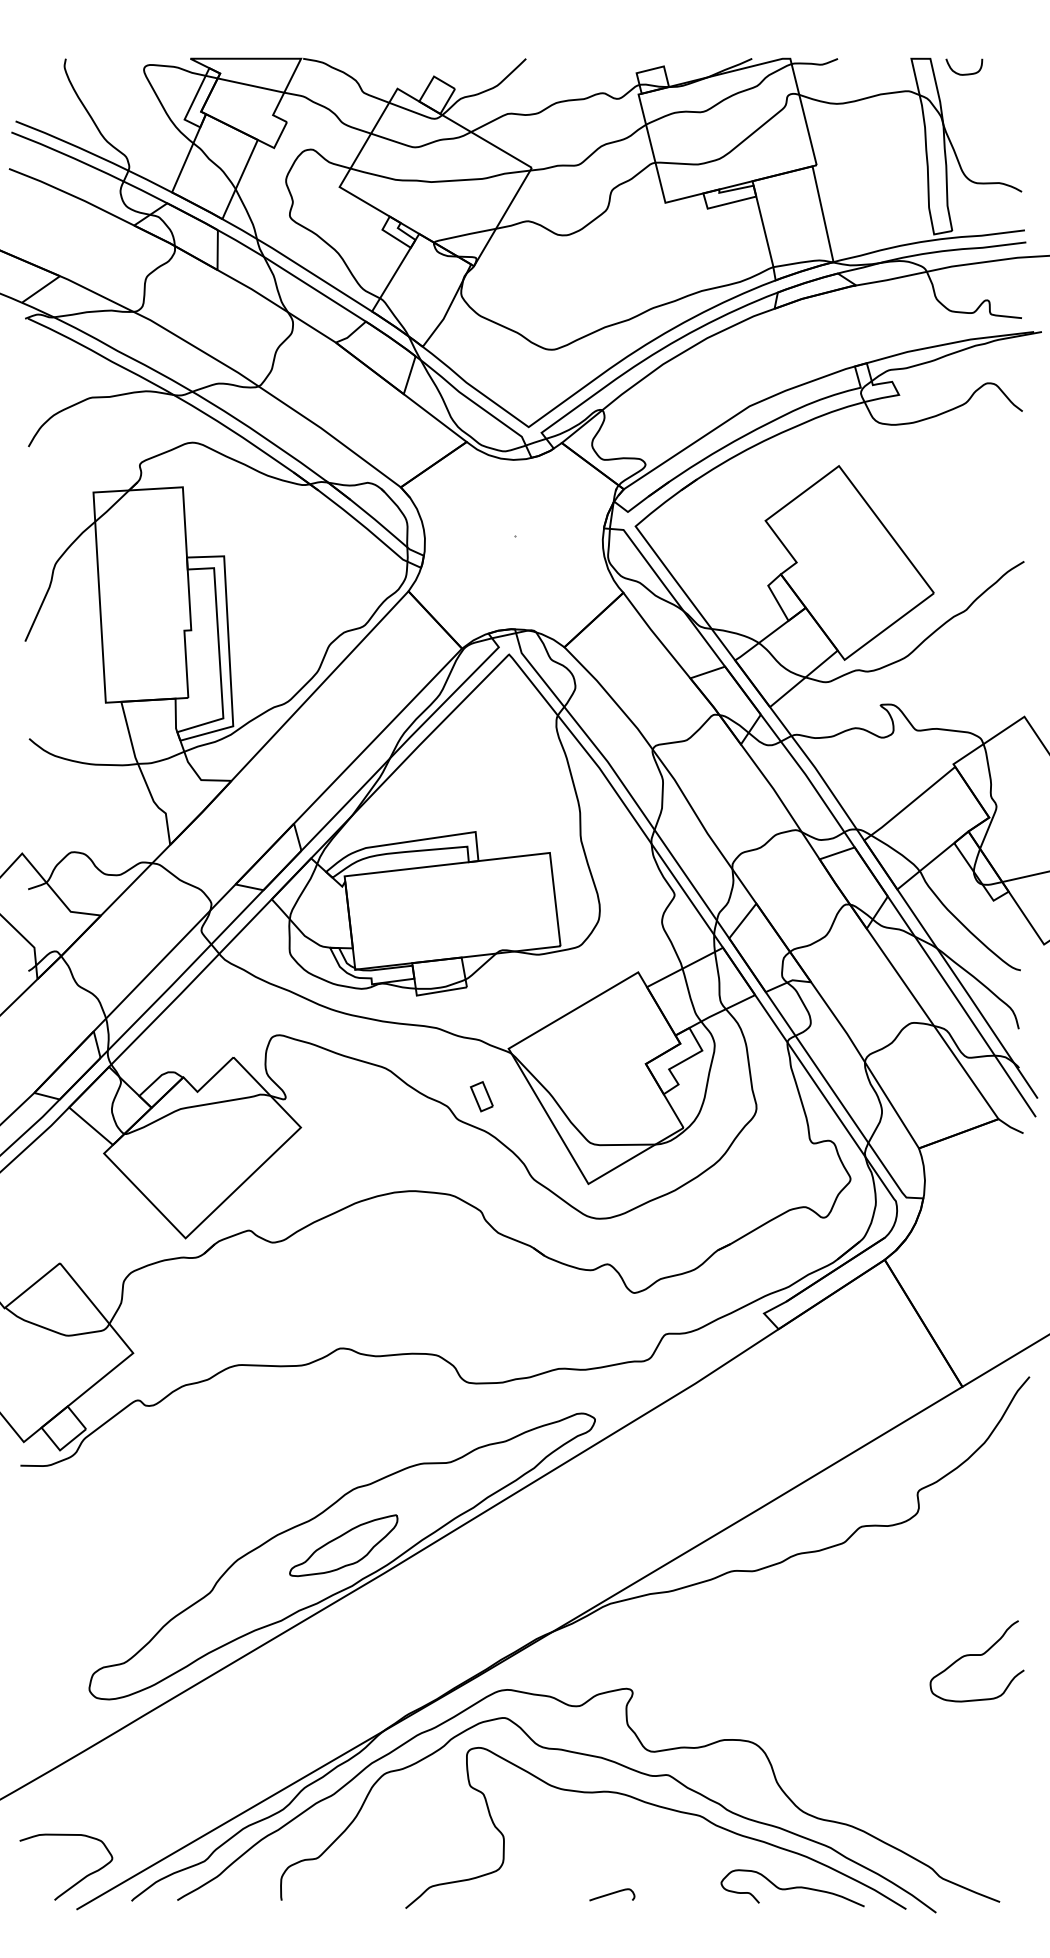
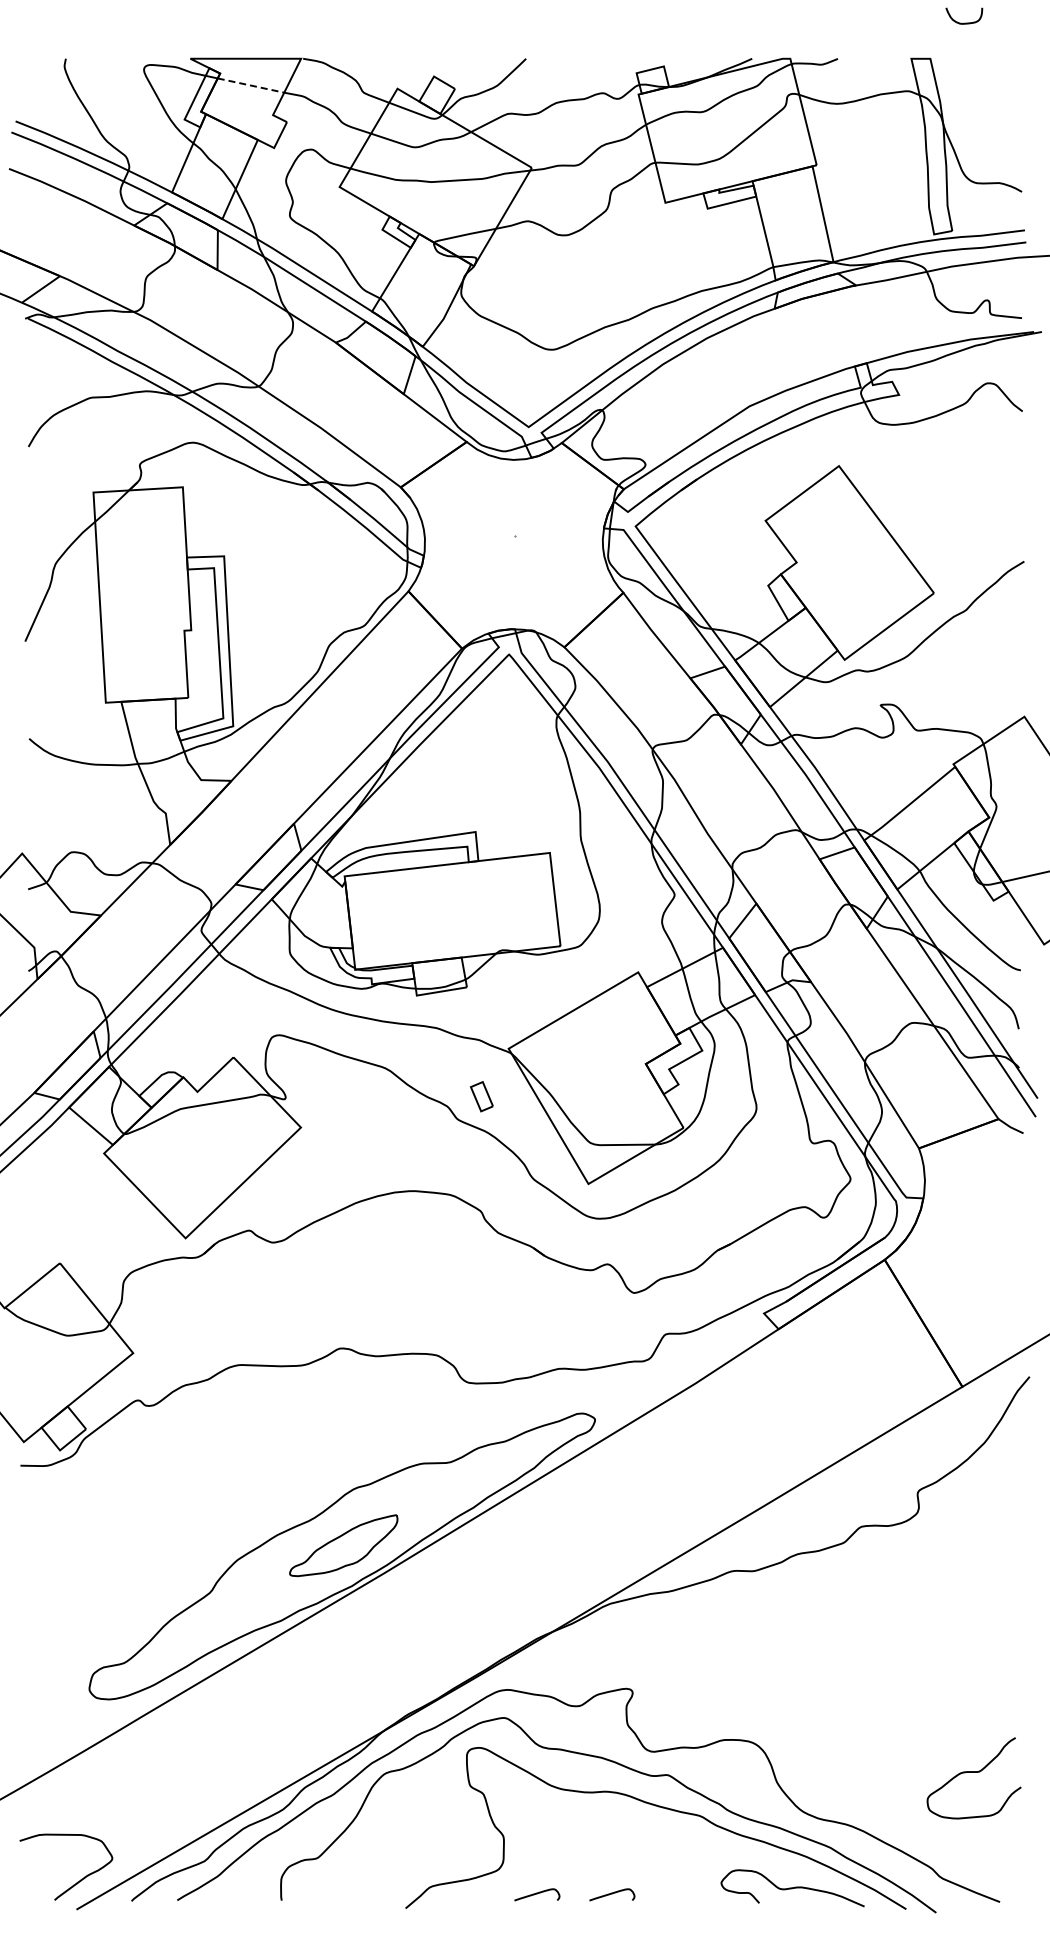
curve position: (964, 73) -> (964, 22) (964, 22)
line: solid -> dashed (251, 85)
curve position: (976, 1655) -> (973, 1772) (973, 1772)
curve: none -> present (537, 1894)
